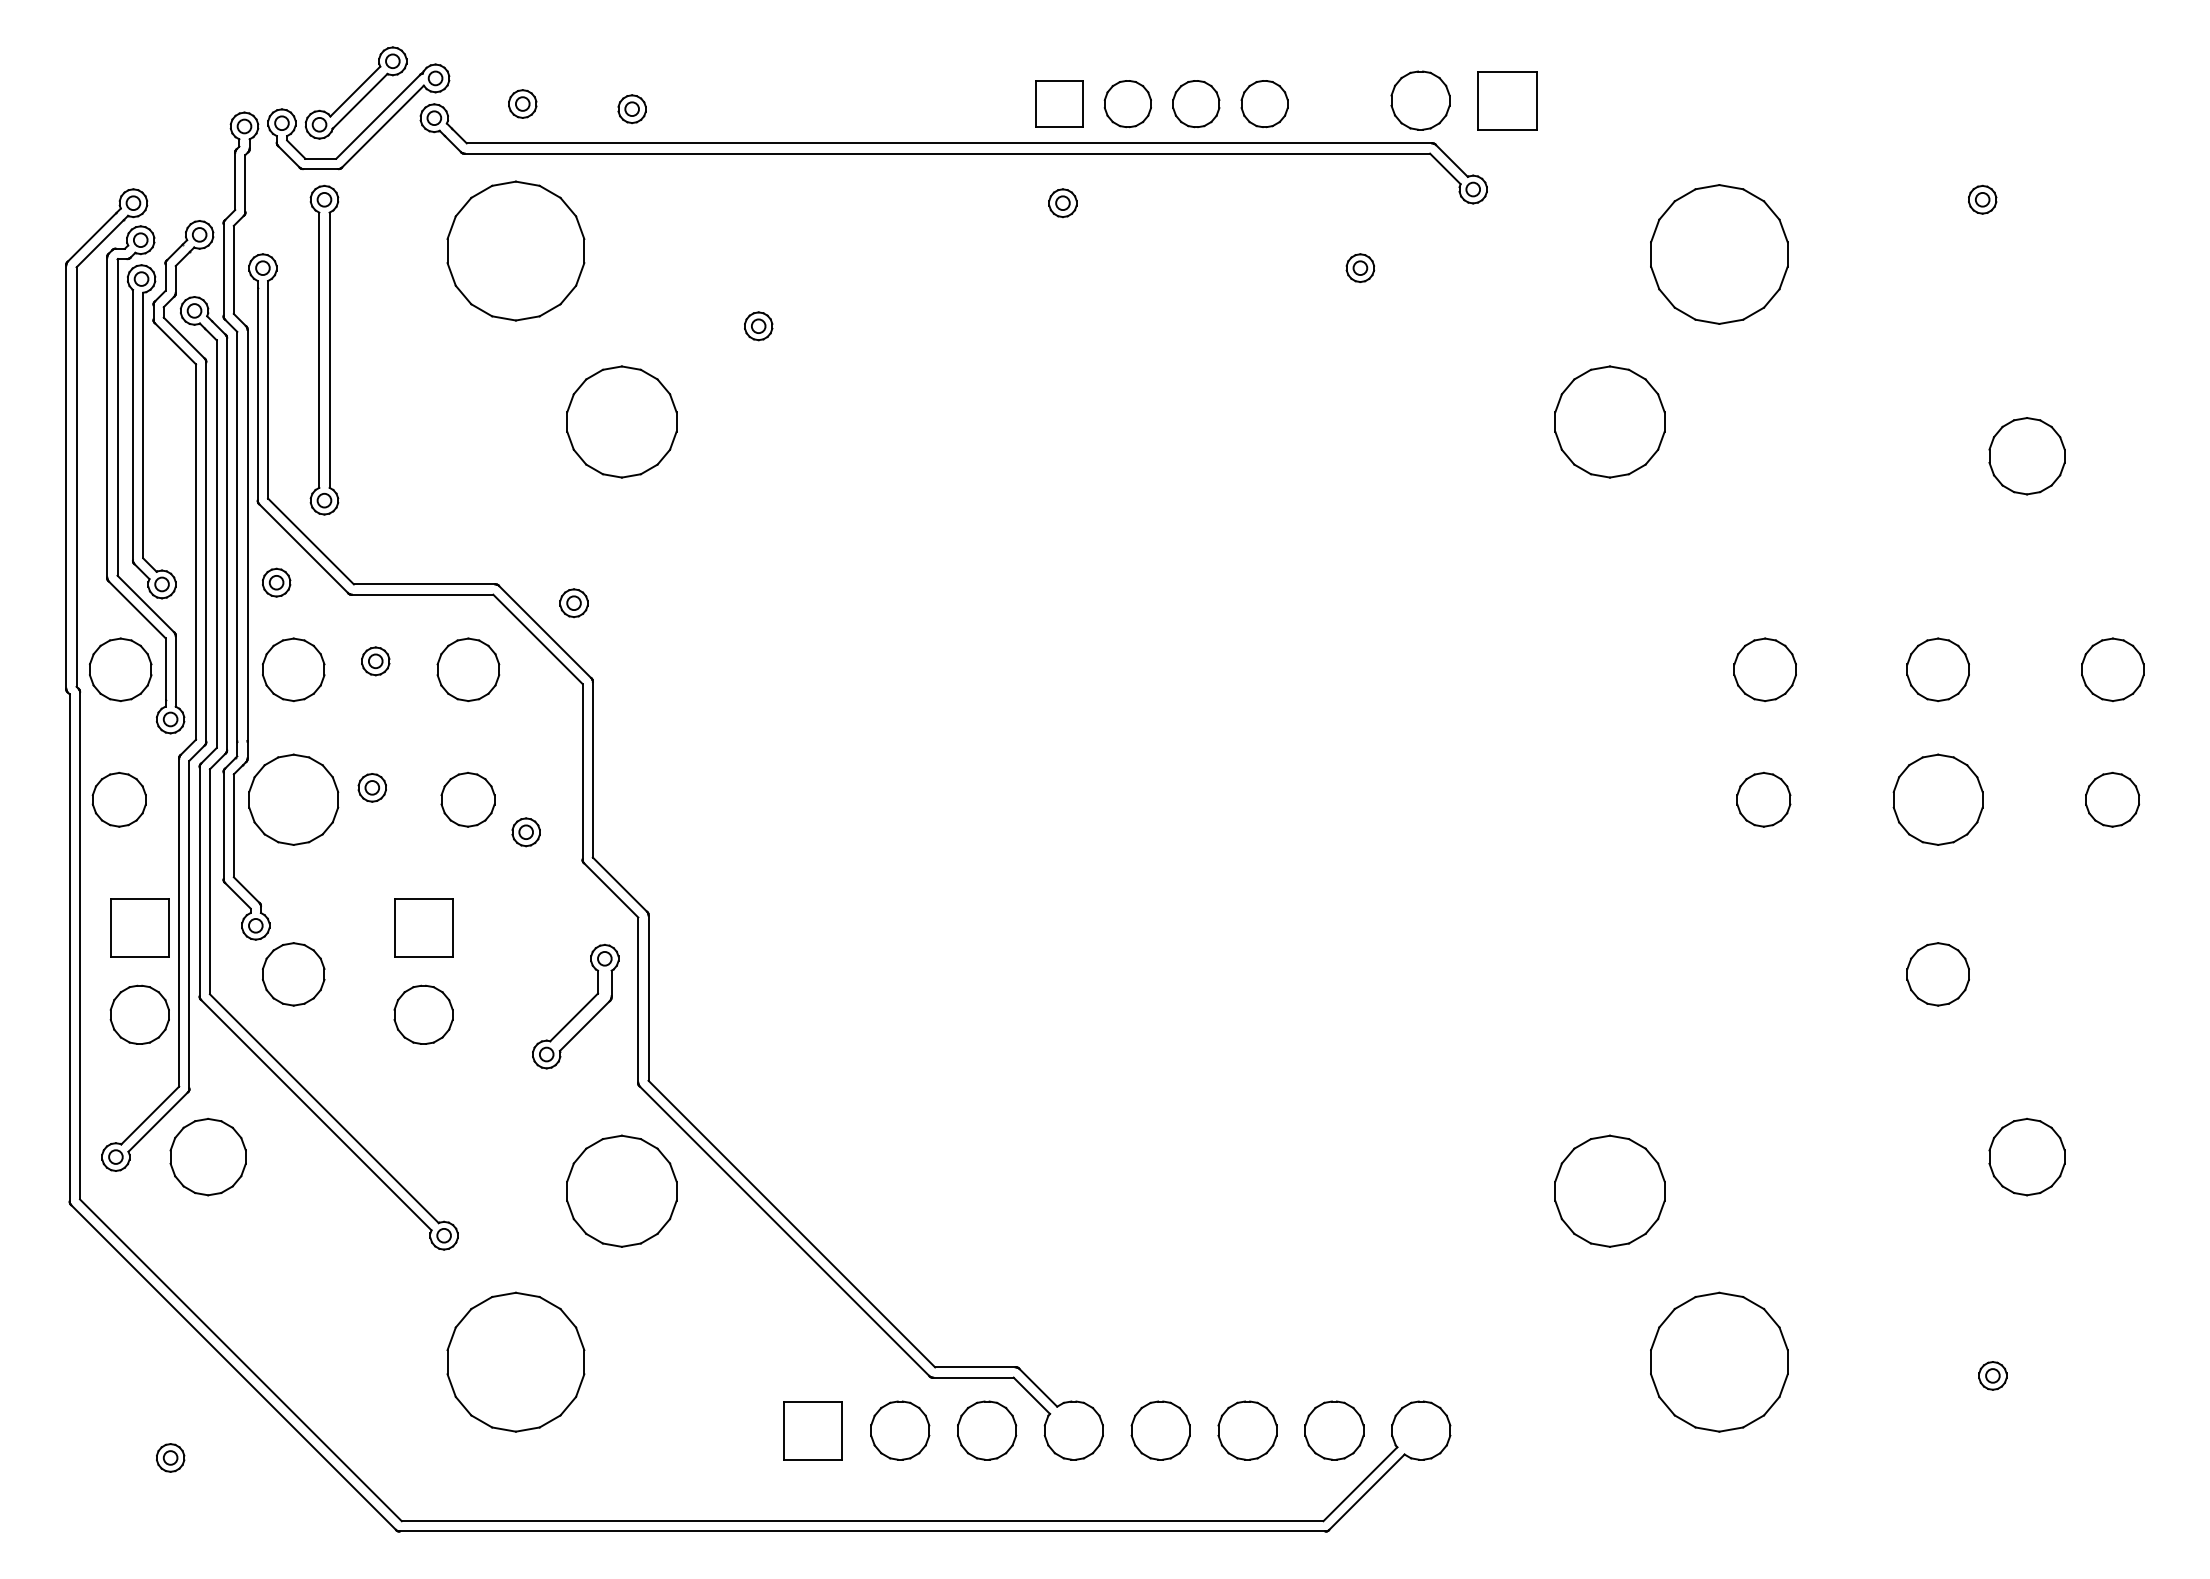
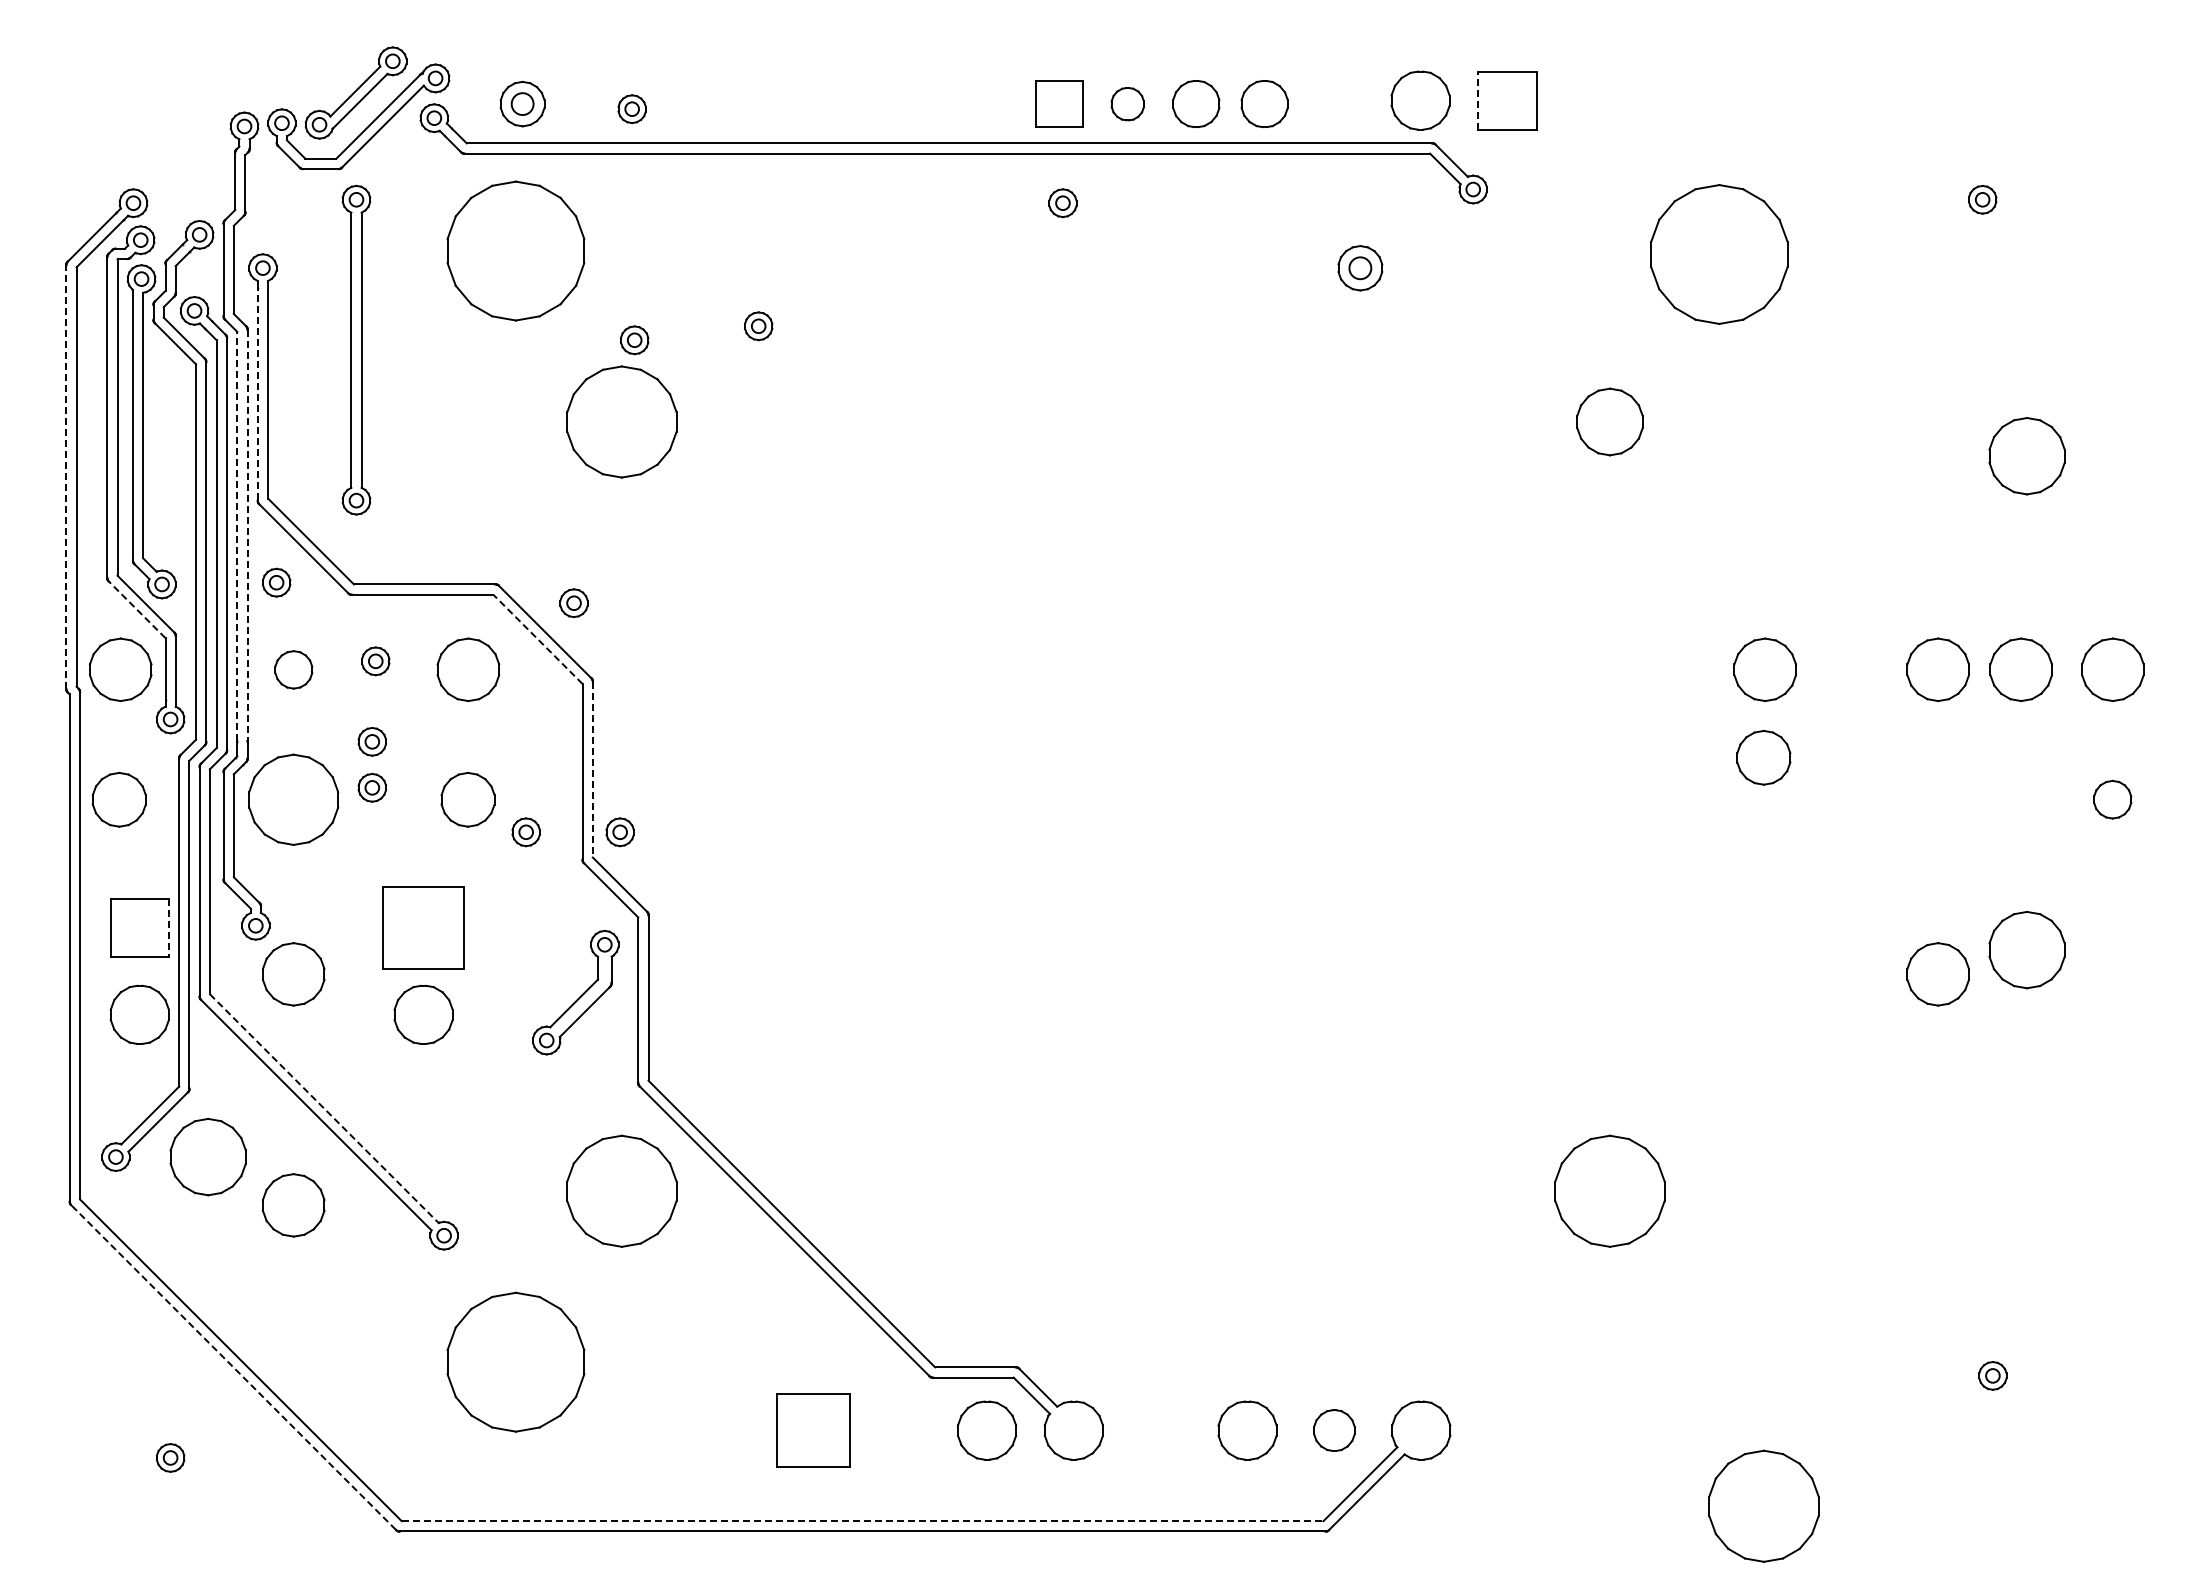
line: solid -> dashed (1478, 100)
part size: 30x30 px -> 47x48 px (522, 103)
part size: 49x49 px -> 35x35 px (1127, 104)
part size: 31x30 px -> 47x47 px (1360, 268)
part: none -> present (634, 340)
part position: (324, 349) -> (356, 349) (356, 349)
line: solid -> dashed (257, 393)
part size: 112x114 px -> 68x70 px (1609, 421)
line: solid -> dashed (66, 477)
line: solid -> dashed (247, 535)
line: solid -> dashed (237, 536)
line: solid -> dashed (137, 609)
line: solid -> dashed (537, 638)
part size: 64x66 px -> 40x40 px (293, 669)
part: none -> present (2020, 669)
part: none -> present (371, 741)
line: solid -> dashed (592, 769)
part position: (1763, 799) -> (1763, 757) (1763, 757)
part: present -> none (1937, 799)
part size: 56x57 px -> 40x41 px (2112, 799)
part: none -> present (619, 832)
part size: 60x60 px -> 83x84 px (423, 927)
line: solid -> dashed (168, 928)
part position: (575, 1006) -> (575, 992) (575, 992)
line: solid -> dashed (324, 1108)
part position: (2026, 1156) -> (2026, 949) (2026, 949)
part: none -> present (293, 1205)
part: present -> none (1719, 1361)
line: solid -> dashed (233, 1367)
part size: 60x60 px -> 75x75 px (813, 1430)
part: present -> none (900, 1430)
part: present -> none (1160, 1430)
part size: 61x61 px -> 43x43 px (1334, 1430)
part: none -> present (1763, 1505)
line: solid -> dashed (862, 1521)
